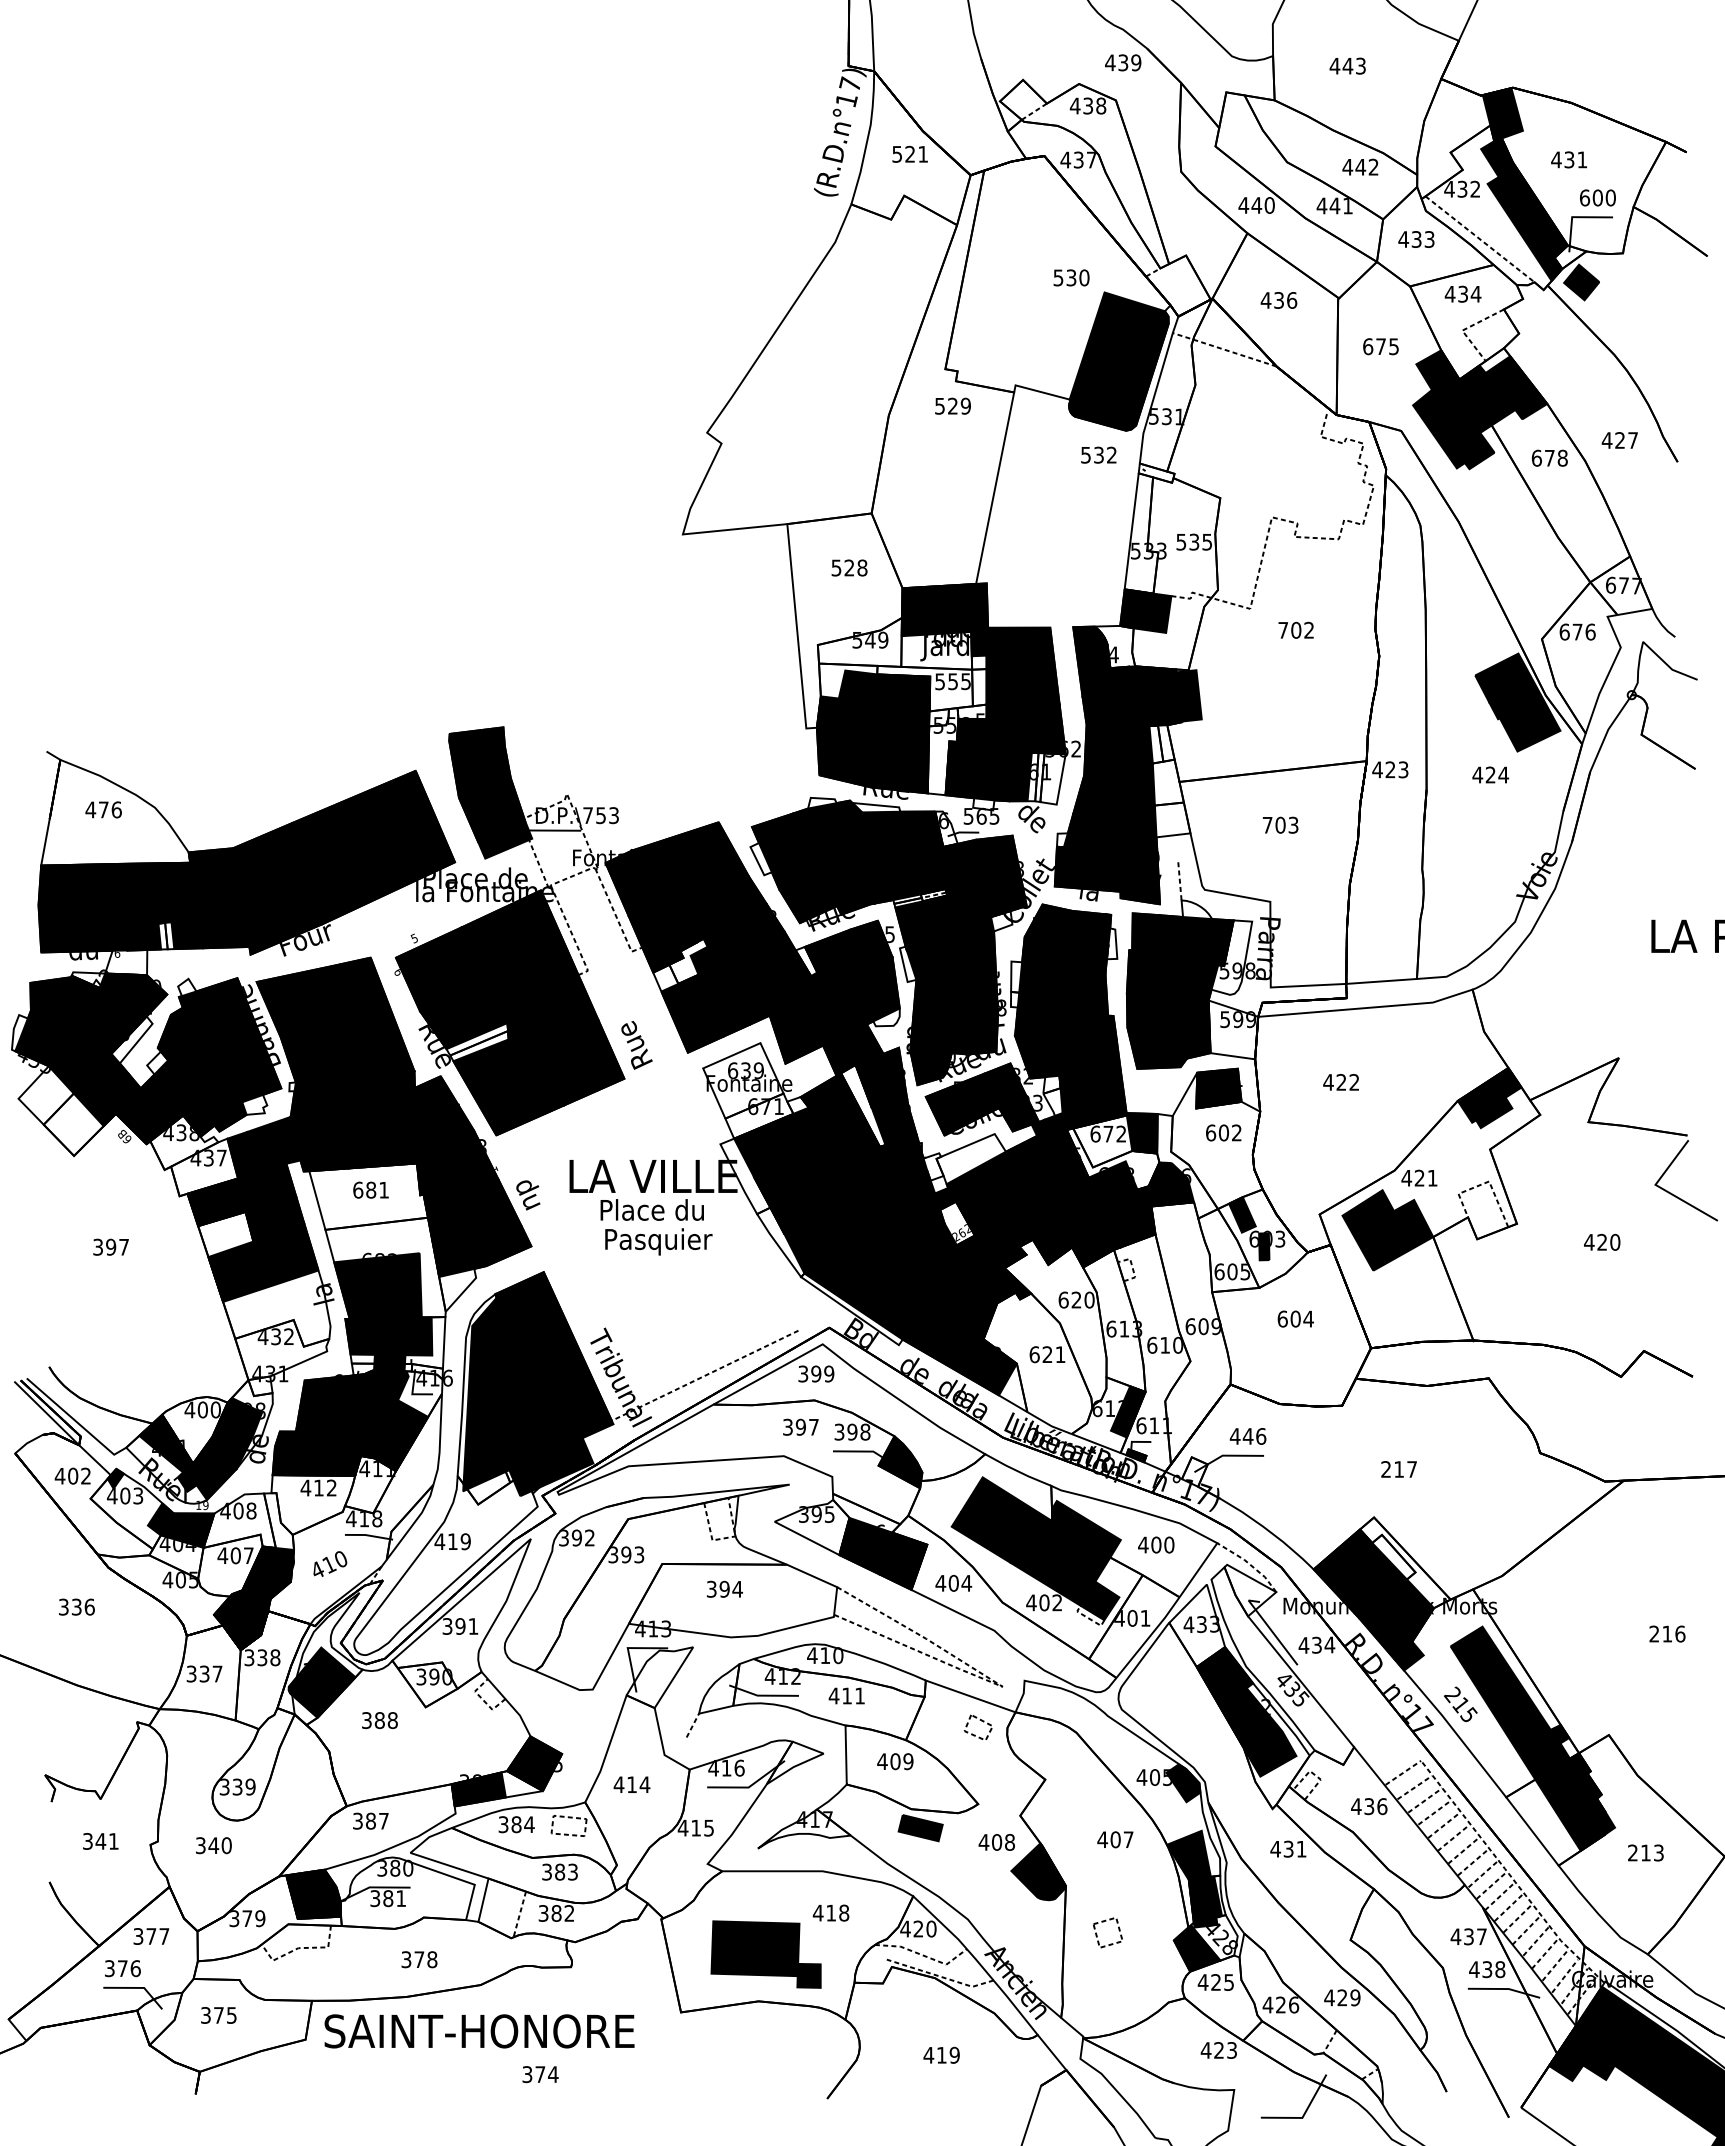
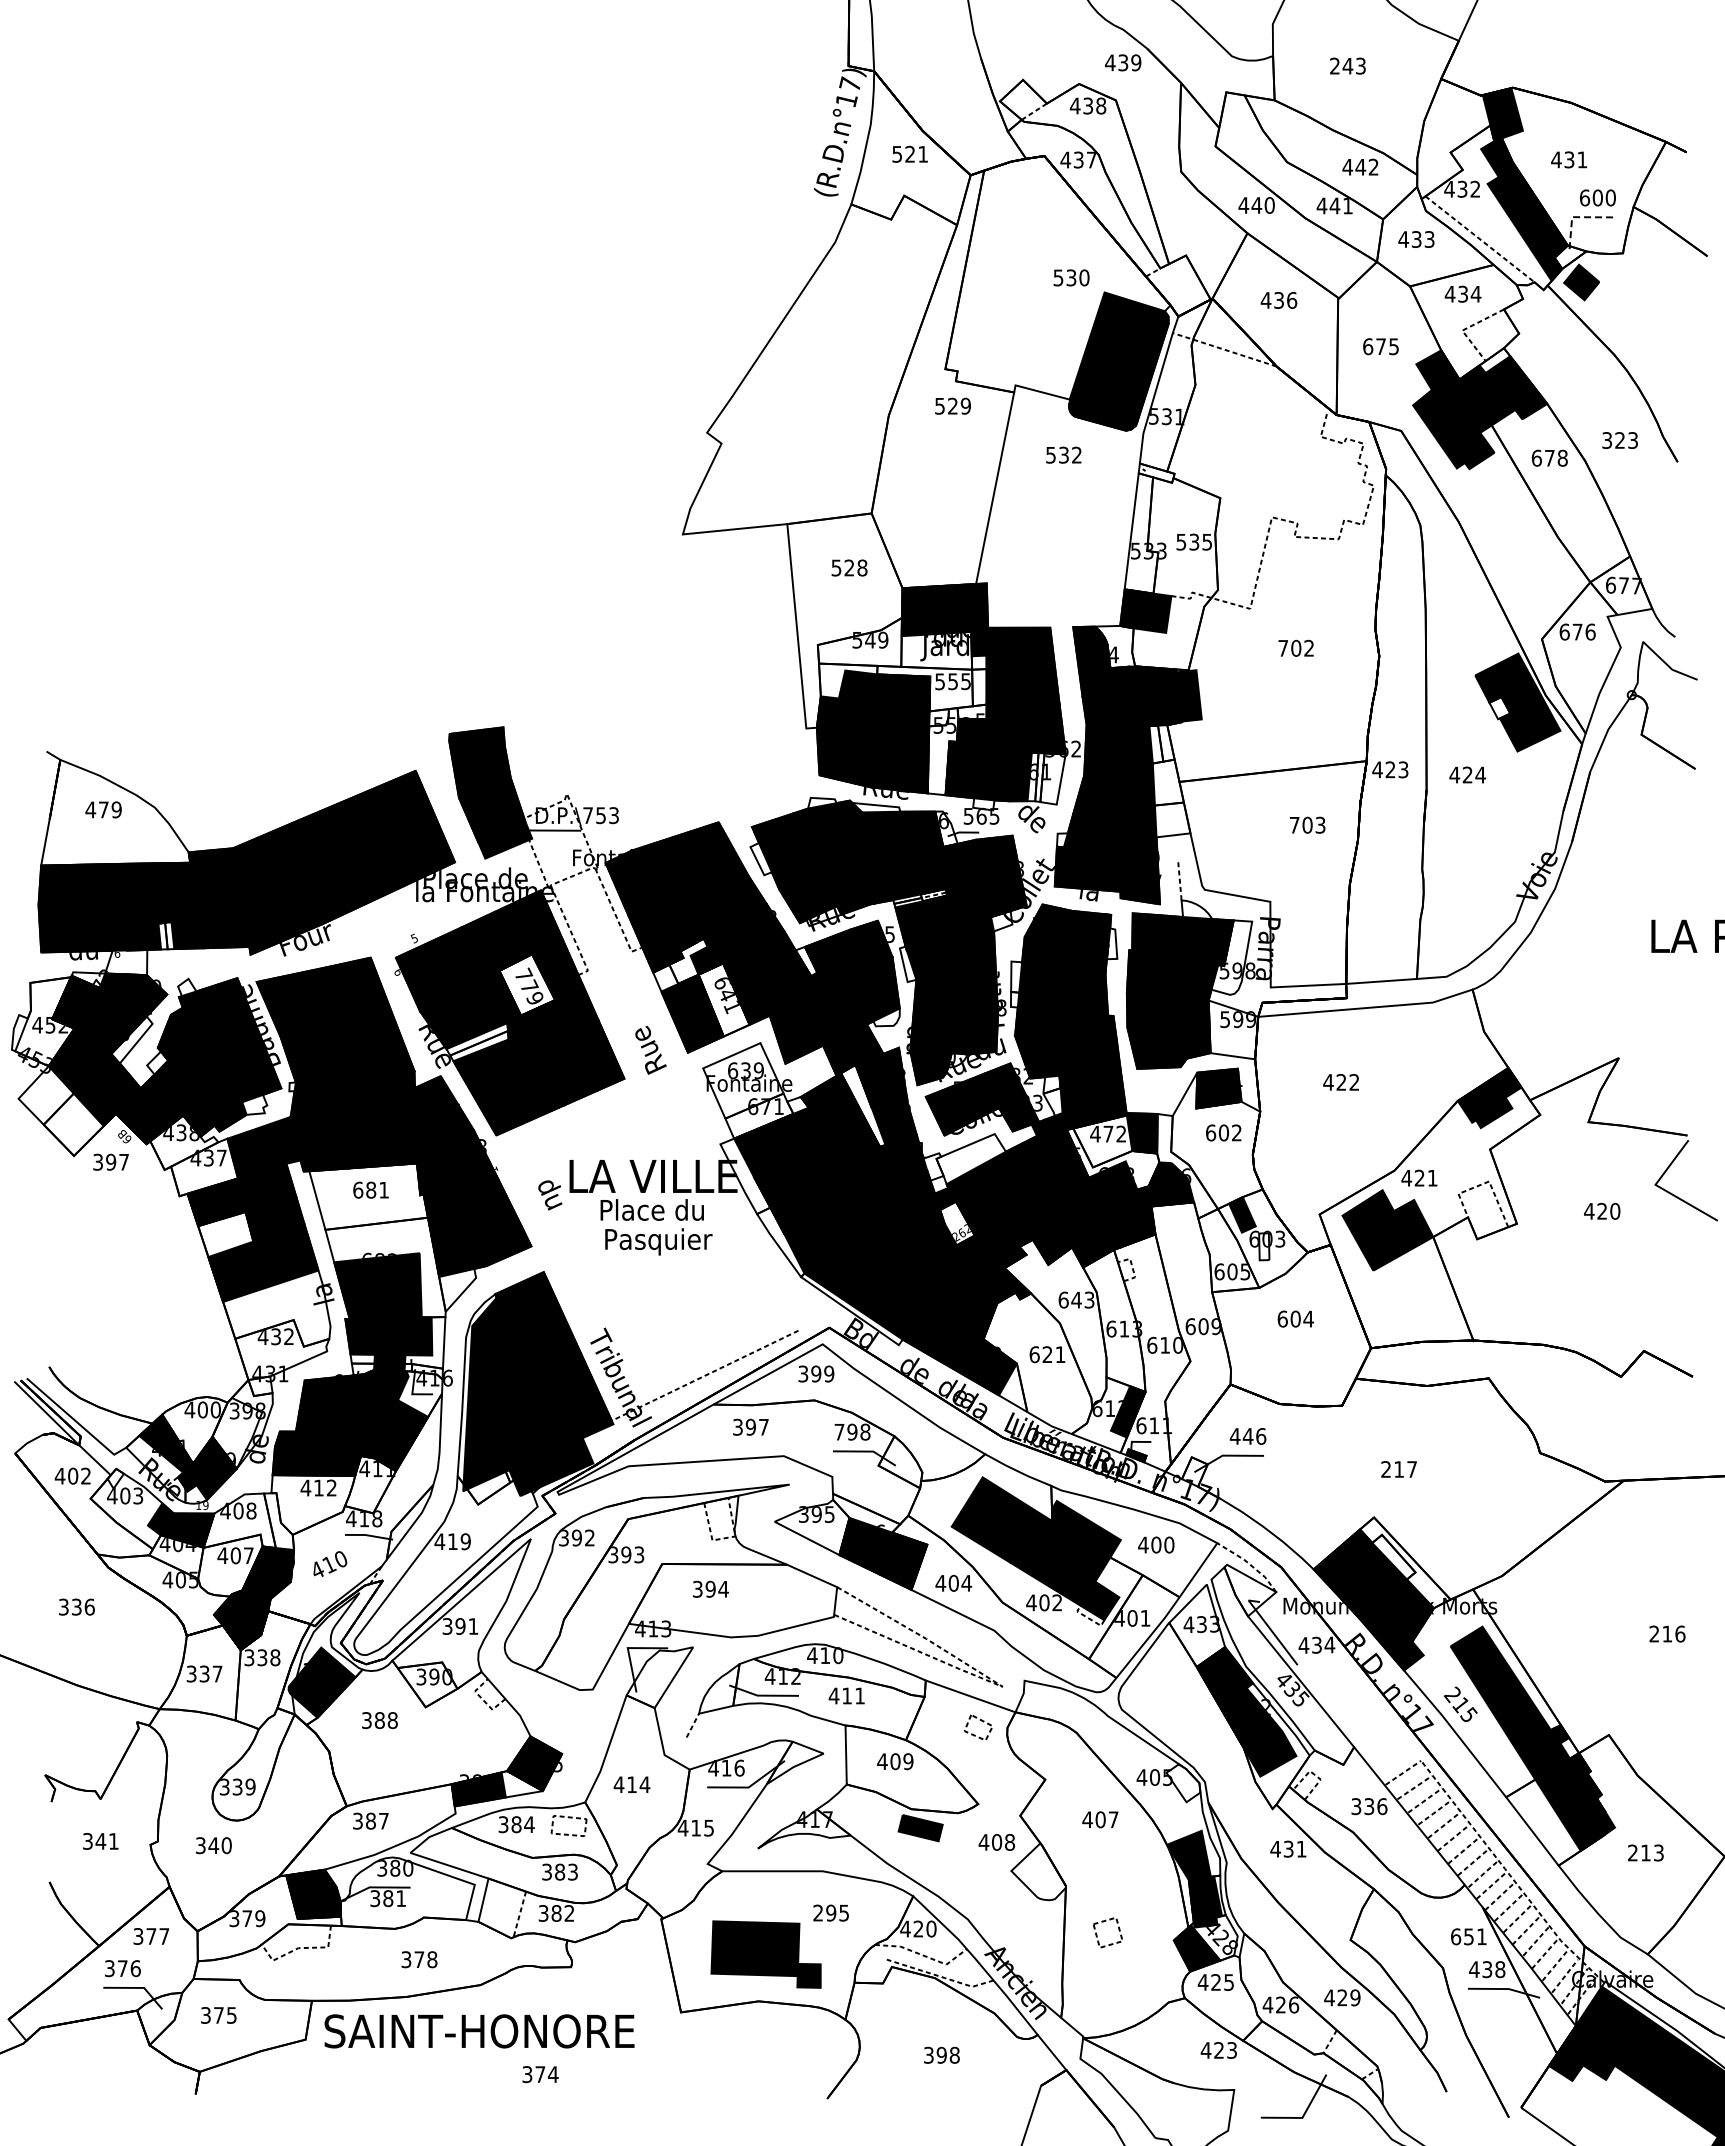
text: 443 -> 243 (1334, 65)
line: solid -> dashed (1574, 217)
text: 427 -> 323 (1619, 440)
text position: (1098, 454) -> (1063, 454) (1063, 454)
text position: (1295, 629) -> (1295, 647) (1295, 647)
fill: present -> none (1499, 708)
text position: (1490, 774) -> (1467, 774) (1467, 774)
text: 476 -> 479 (116, 809)
text position: (1280, 824) -> (1307, 824) (1307, 824)
fill: present -> none (527, 984)
fill: present -> none (723, 999)
fill: present -> none (44, 1021)
text position: (636, 1045) -> (650, 1050) (650, 1050)
text: 672 -> 472 (1095, 1133)
text position: (528, 1195) -> (550, 1195) (550, 1195)
text position: (1602, 1241) -> (1602, 1210) (1602, 1210)
text position: (110, 1246) -> (110, 1161) (110, 1161)
fill: present -> none (1264, 1246)
text: 620 -> 643 (1082, 1299)
text position: (800, 1426) -> (750, 1426) (750, 1426)
text: 398 -> 798 (839, 1431)
fill: present -> none (237, 1433)
fill: present -> none (900, 1462)
fill: present -> none (115, 1478)
text position: (724, 1588) -> (710, 1588) (710, 1588)
fill: present -> none (1183, 1783)
text: 436 -> 336 (1356, 1806)
text position: (1115, 1839) -> (1100, 1819) (1100, 1819)
fill: present -> none (1038, 1871)
text: 418 -> 295 (830, 1912)
text: 437 -> 651 (1468, 1936)
text: 419 -> 398 (941, 2054)
